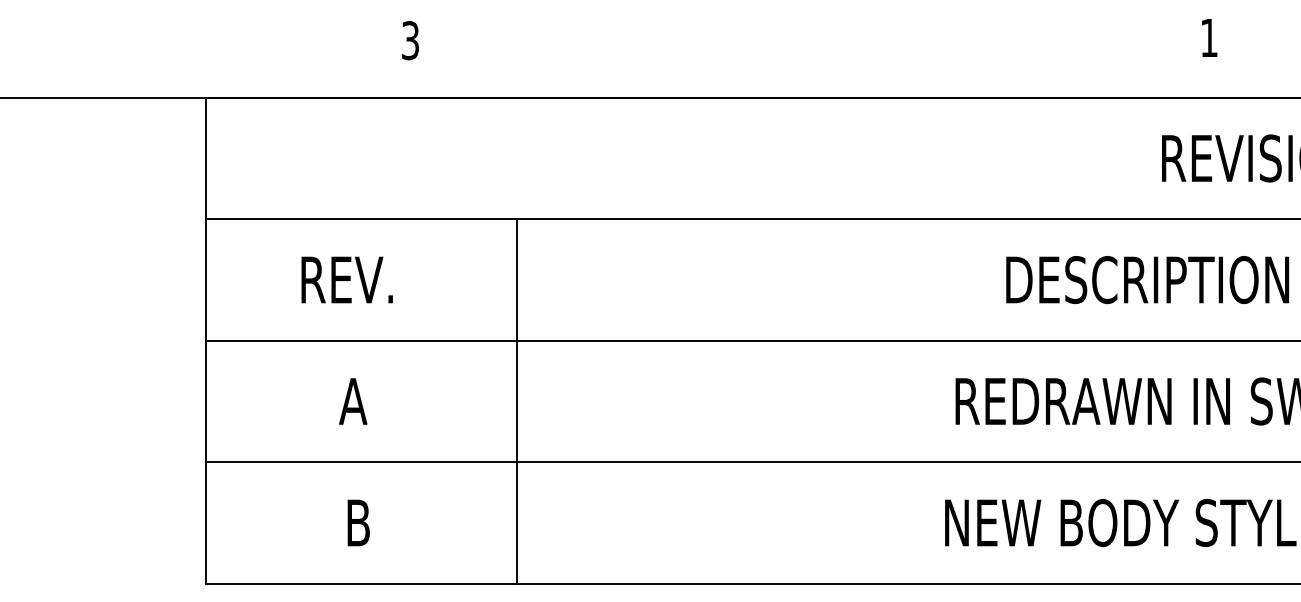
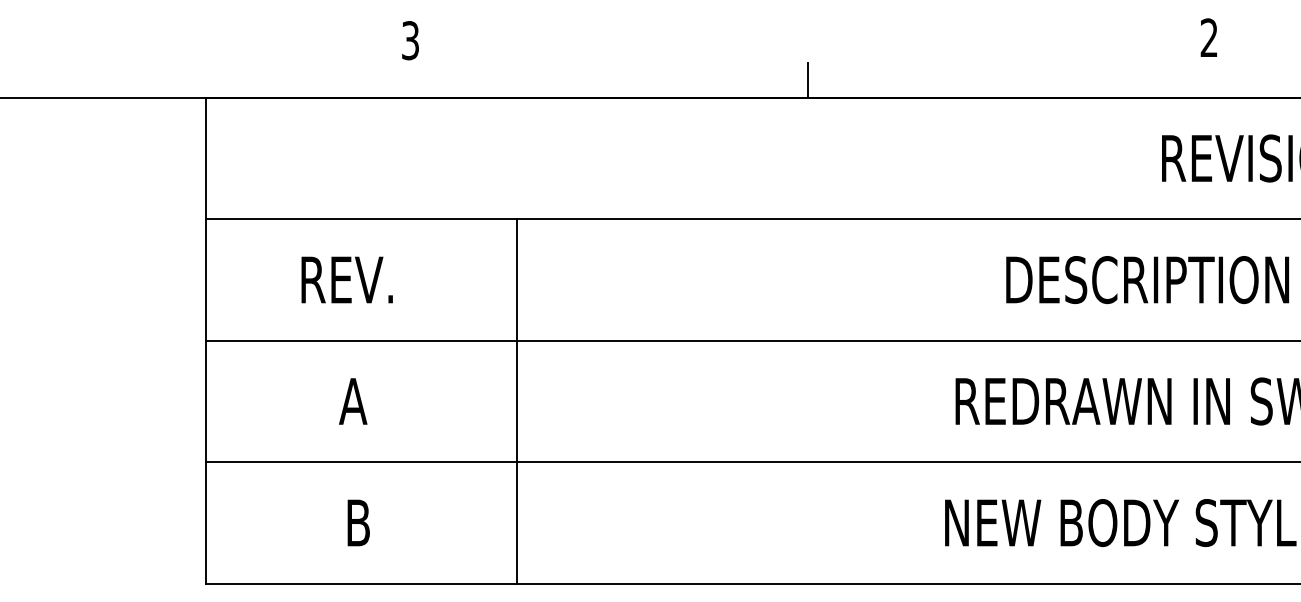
text: 1 -> 2 (1208, 37)
line: none -> present (807, 80)
